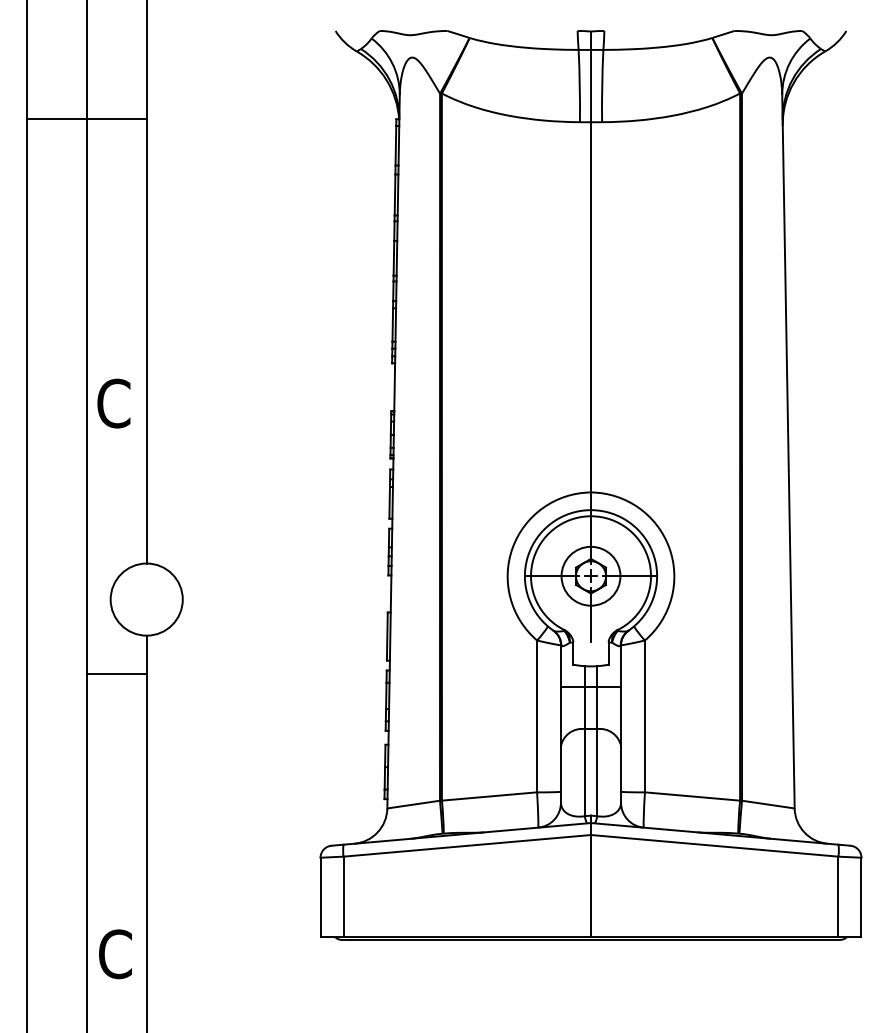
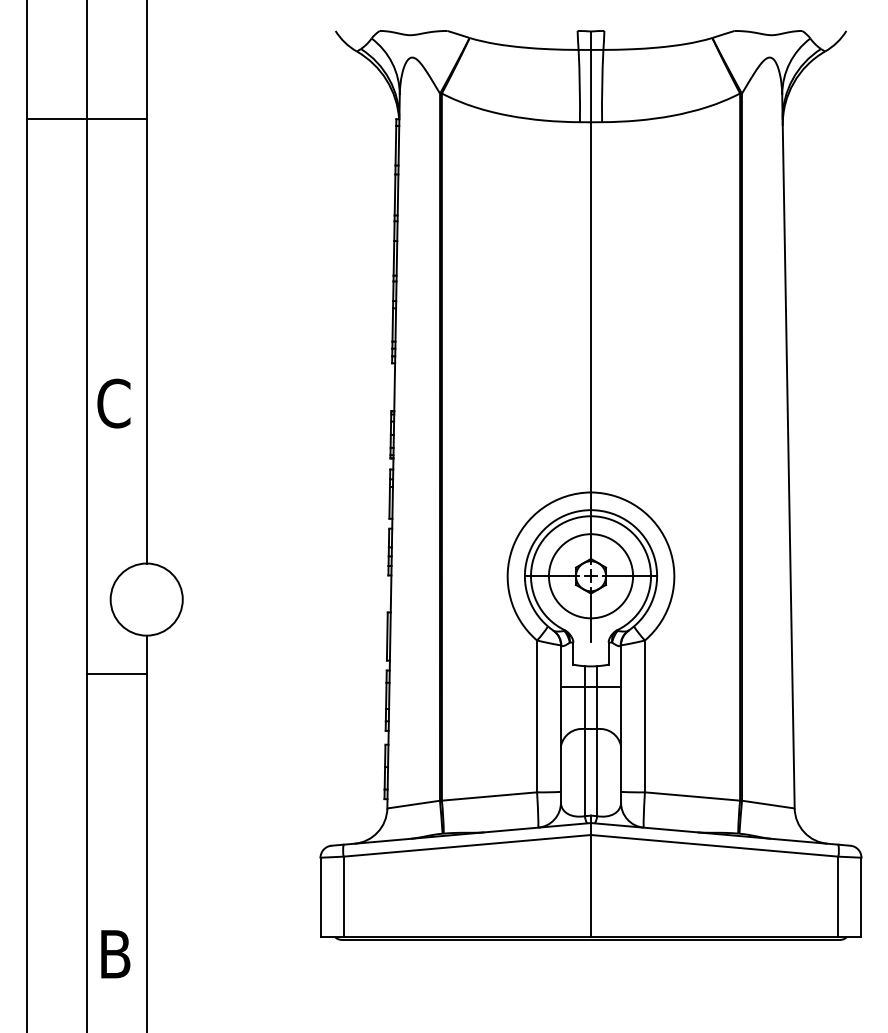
circle diameter: 59 px -> 84 px (590, 576)
text: C -> B (115, 954)
